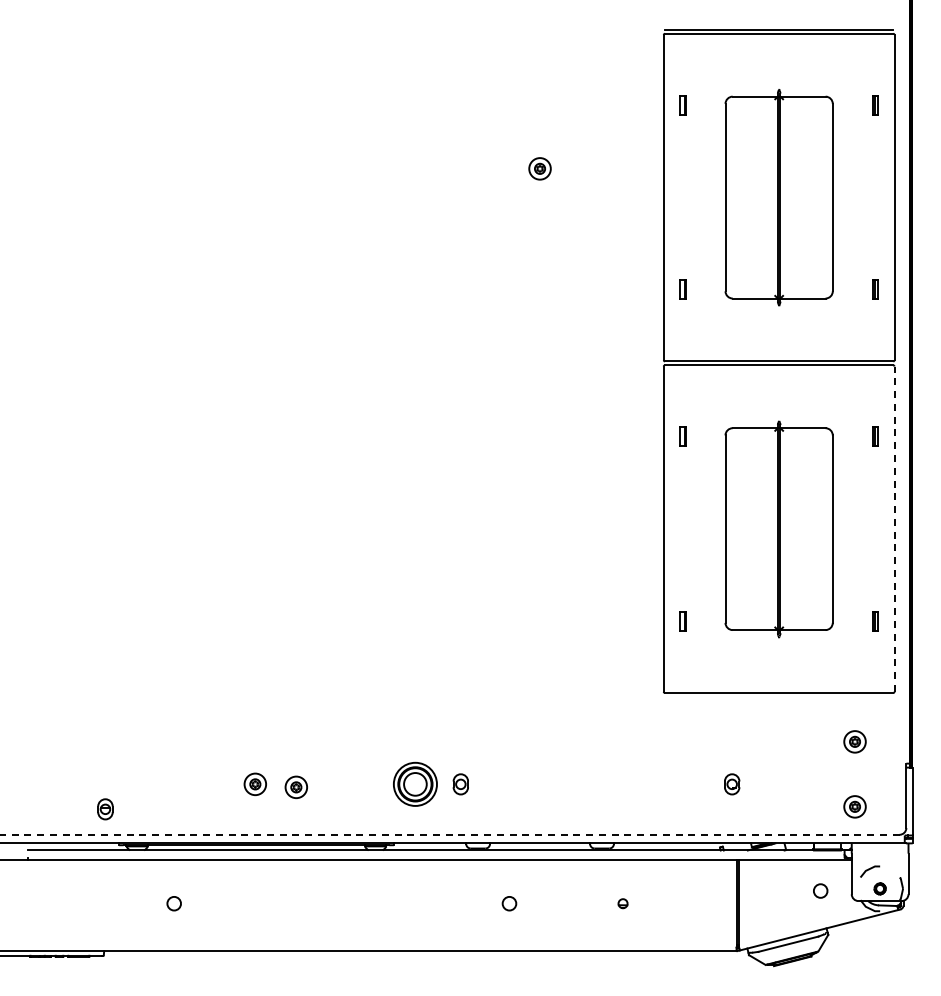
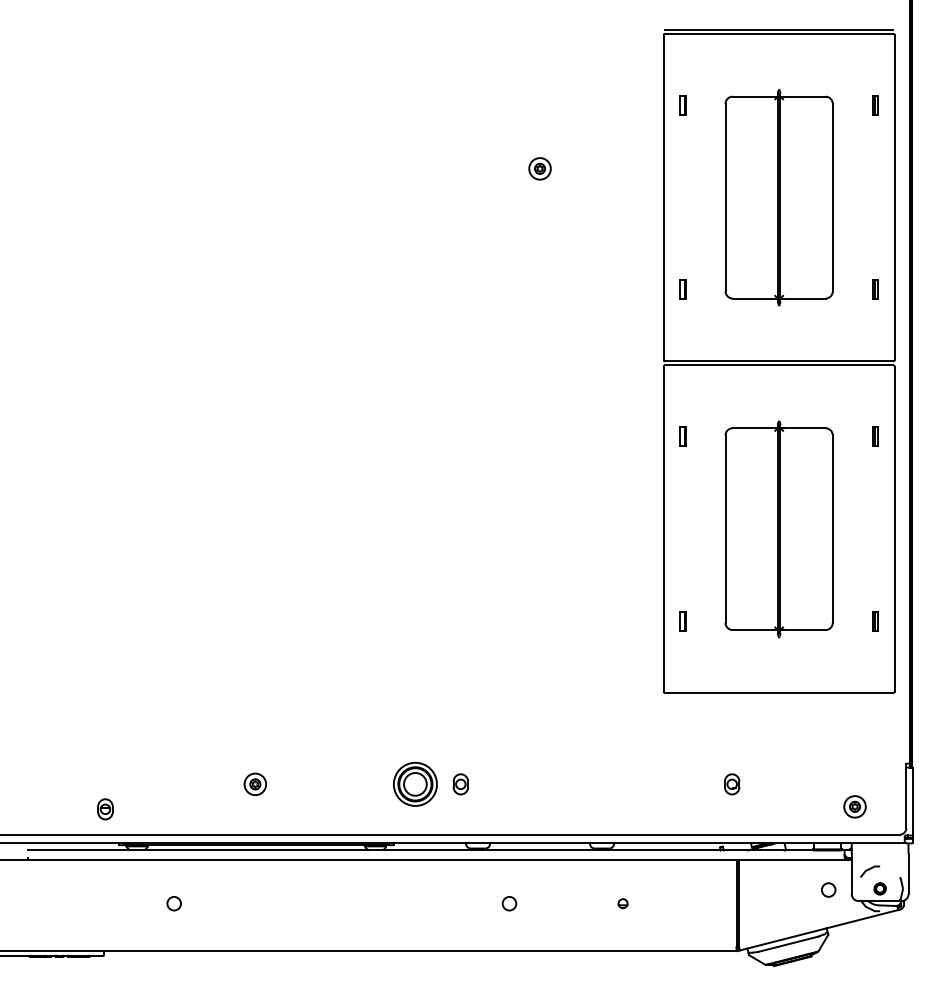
line: dashed -> solid (894, 529)
part: present -> none (854, 741)
part: present -> none (295, 787)
line: dashed -> solid (449, 834)
circle position: (820, 890) -> (828, 889) (828, 889)
